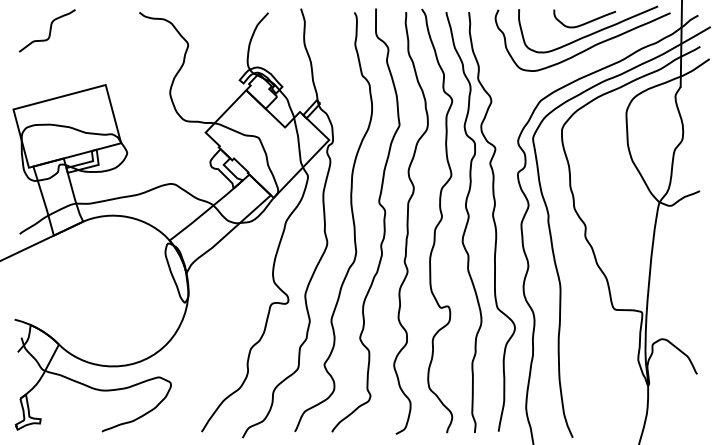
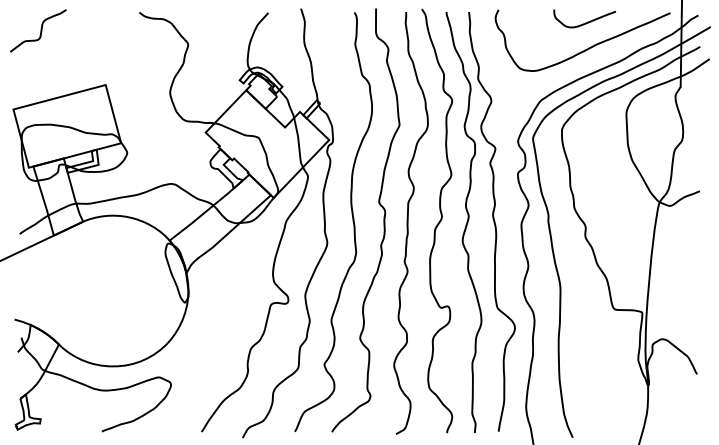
curve position: (49, 30) -> (40, 30) (40, 30)
curve: present -> none (590, 33)
